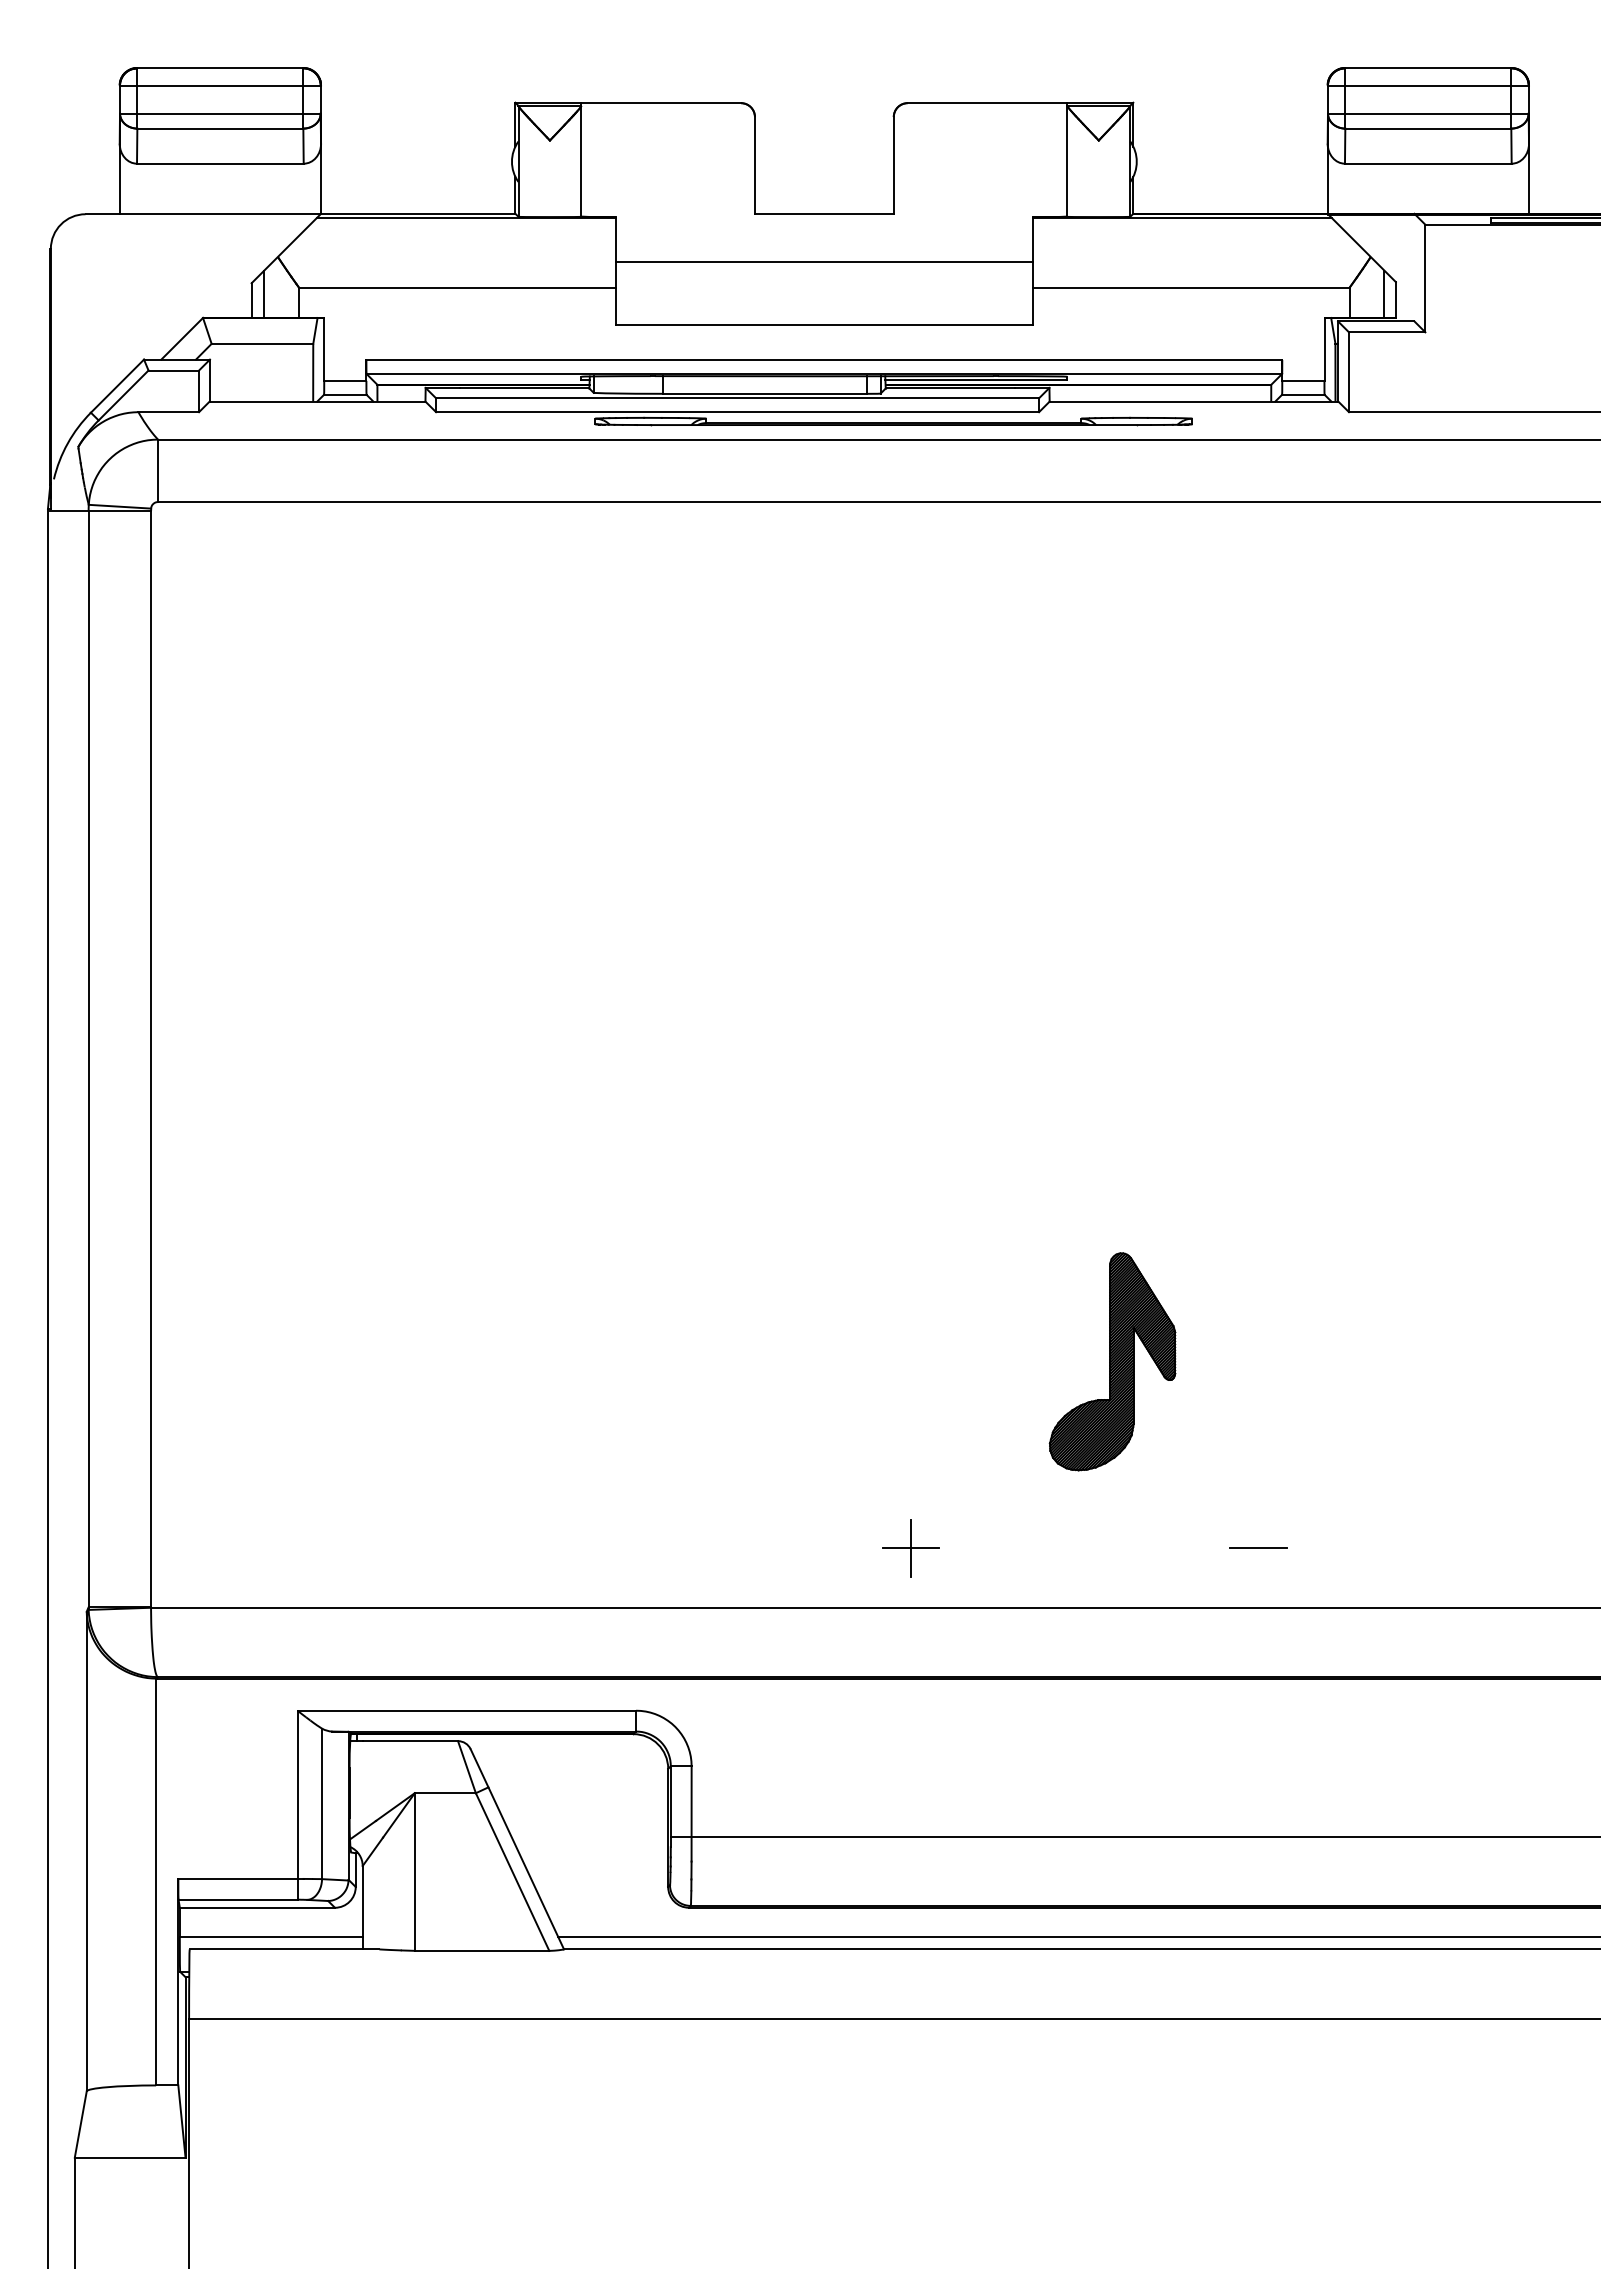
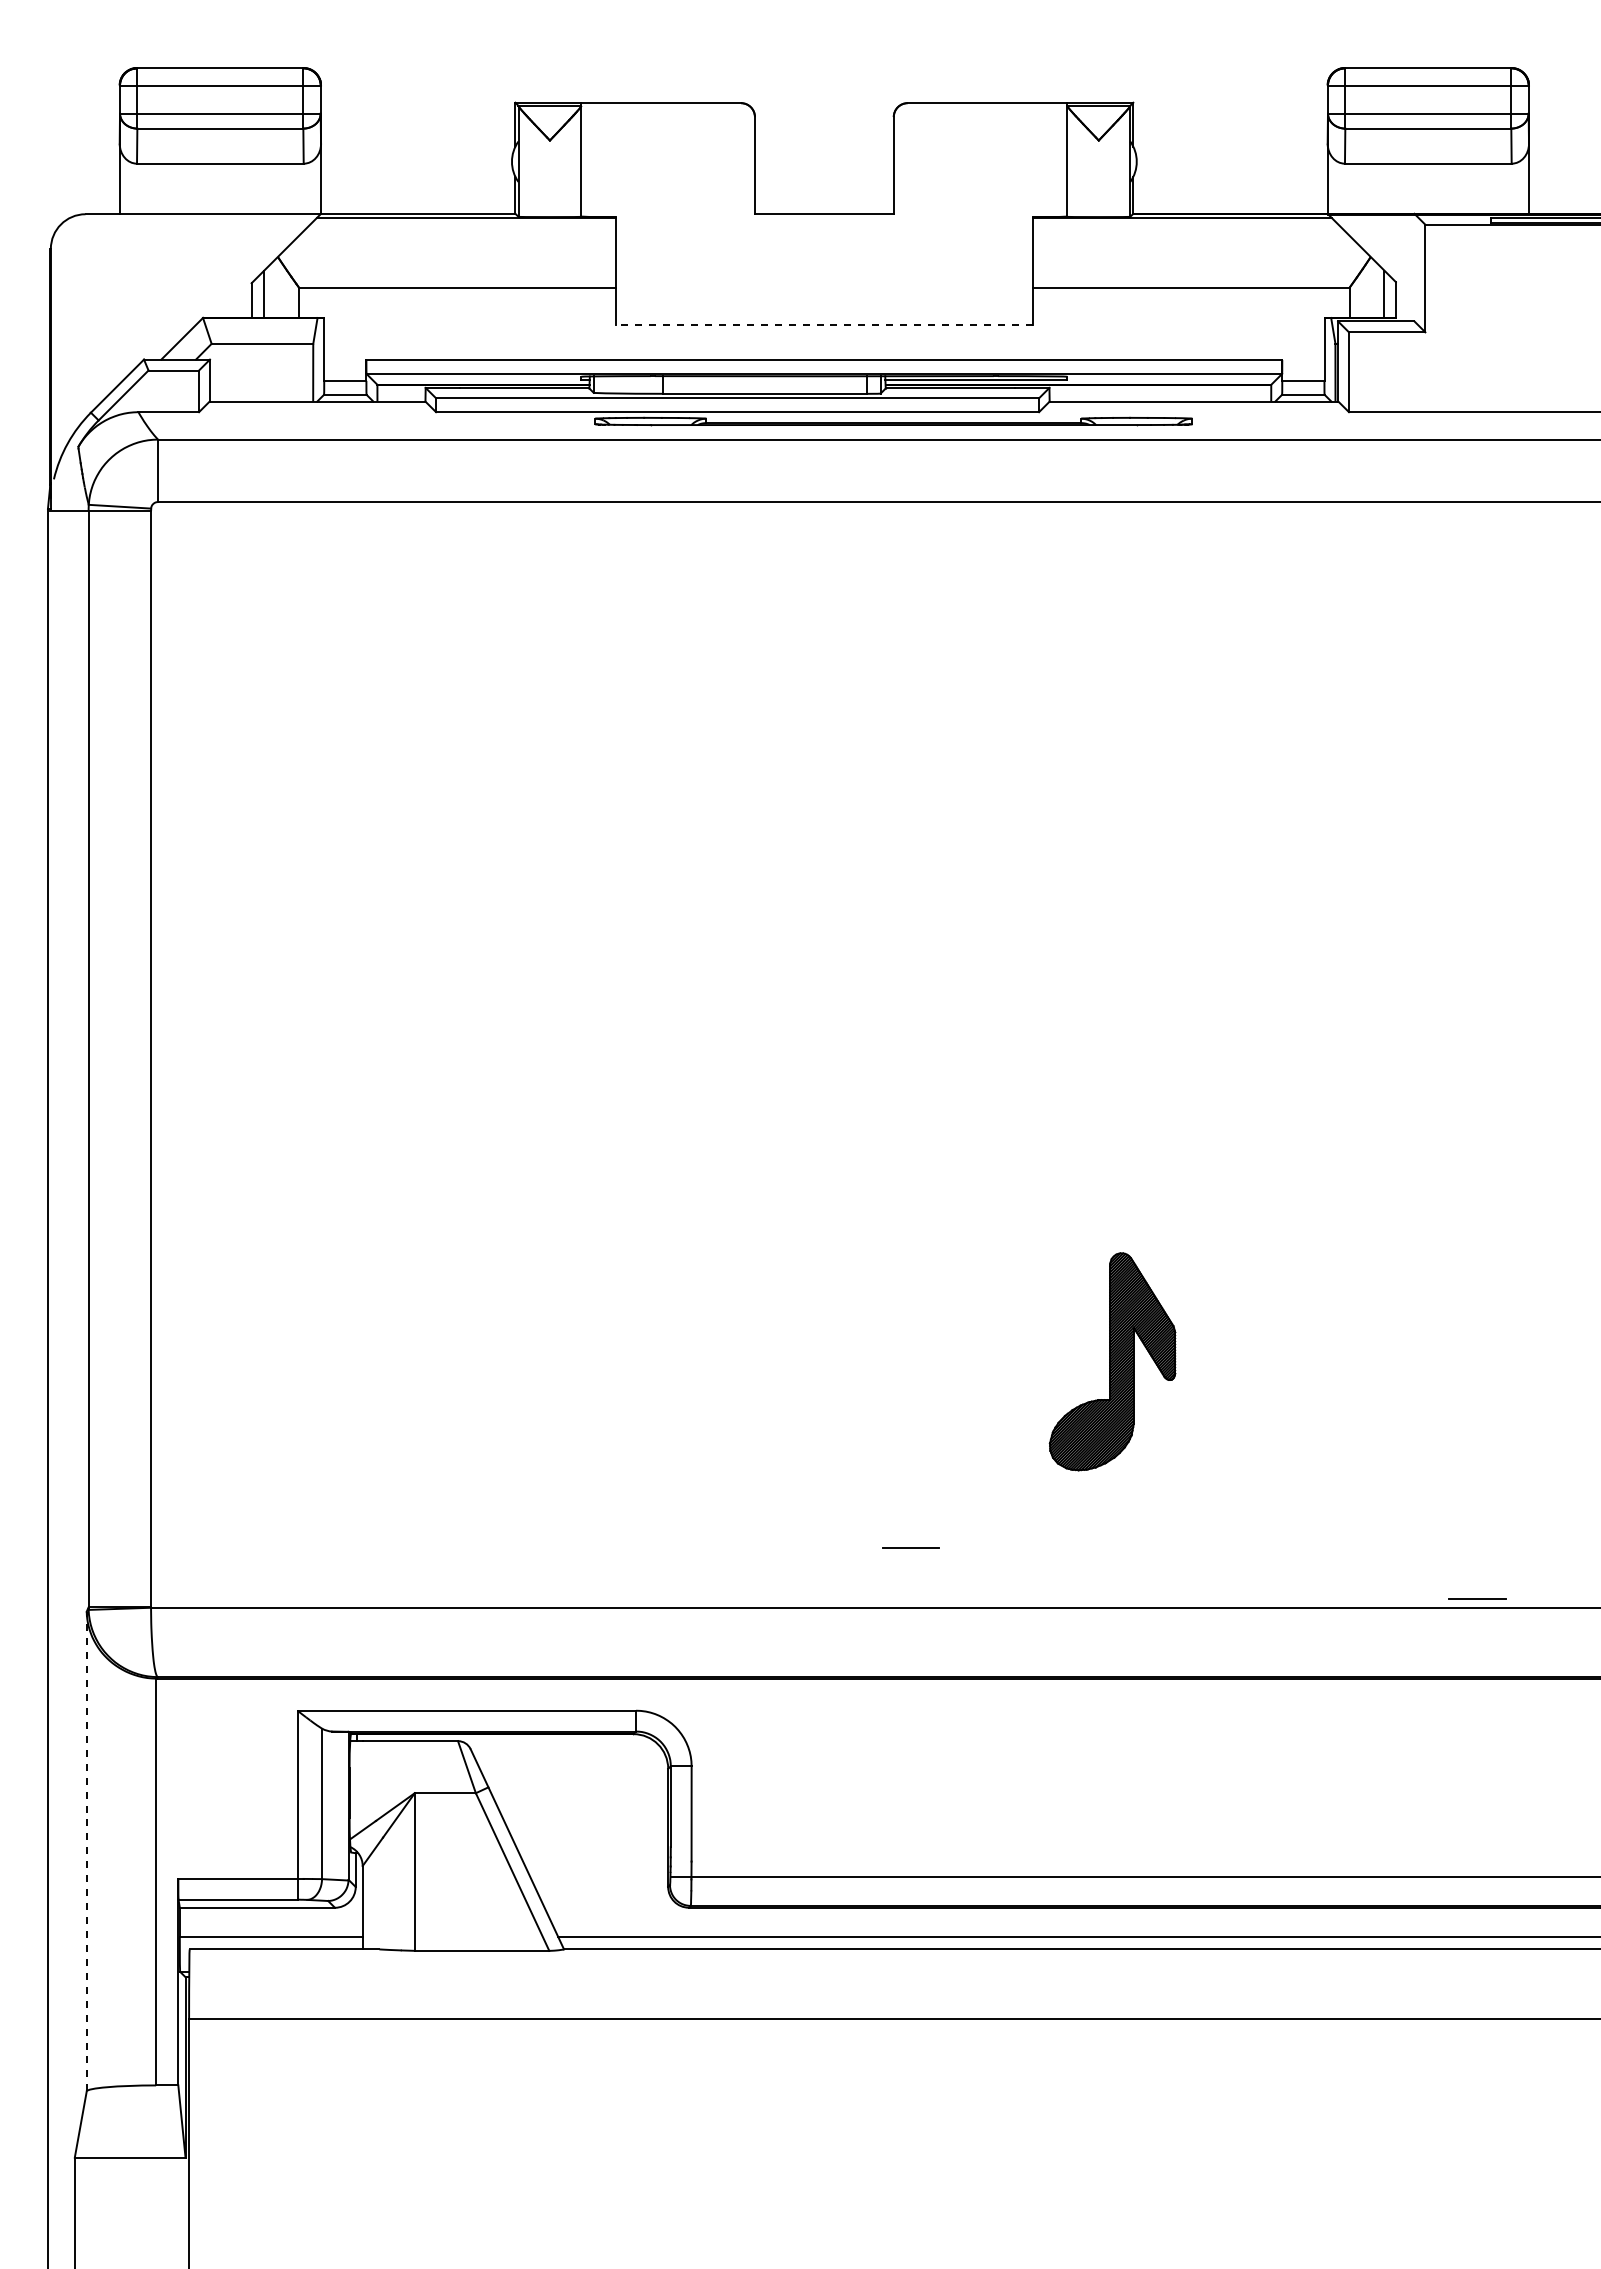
line: present -> none (824, 262)
line: solid -> dashed (823, 324)
line position: (1258, 1547) -> (1477, 1598) (1477, 1598)
line: present -> none (911, 1548)
line position: (1133, 1836) -> (1133, 1876) (1133, 1876)
line: solid -> dashed (86, 1851)
